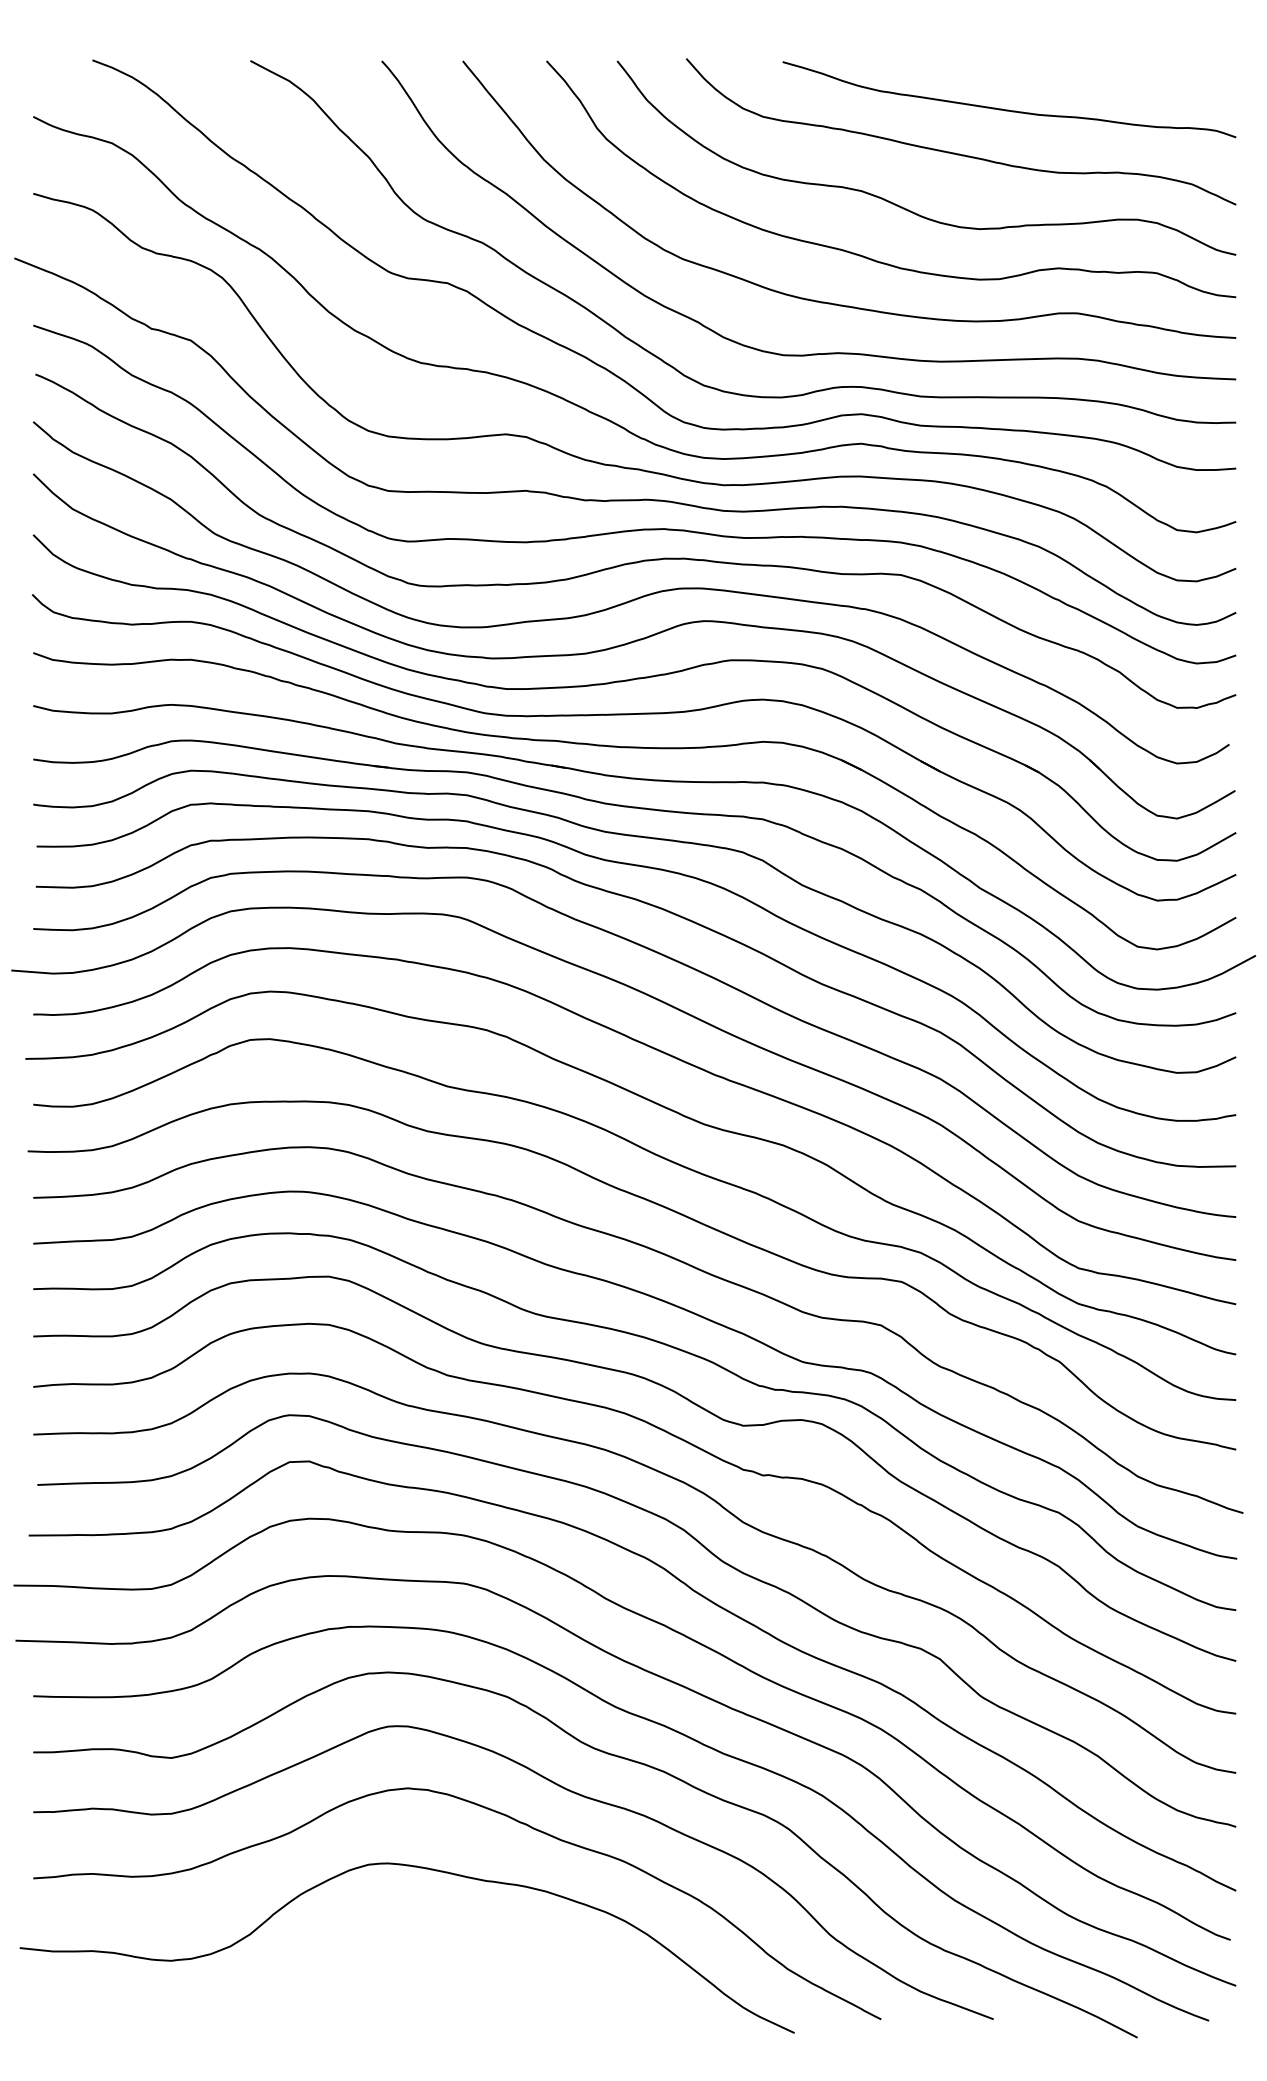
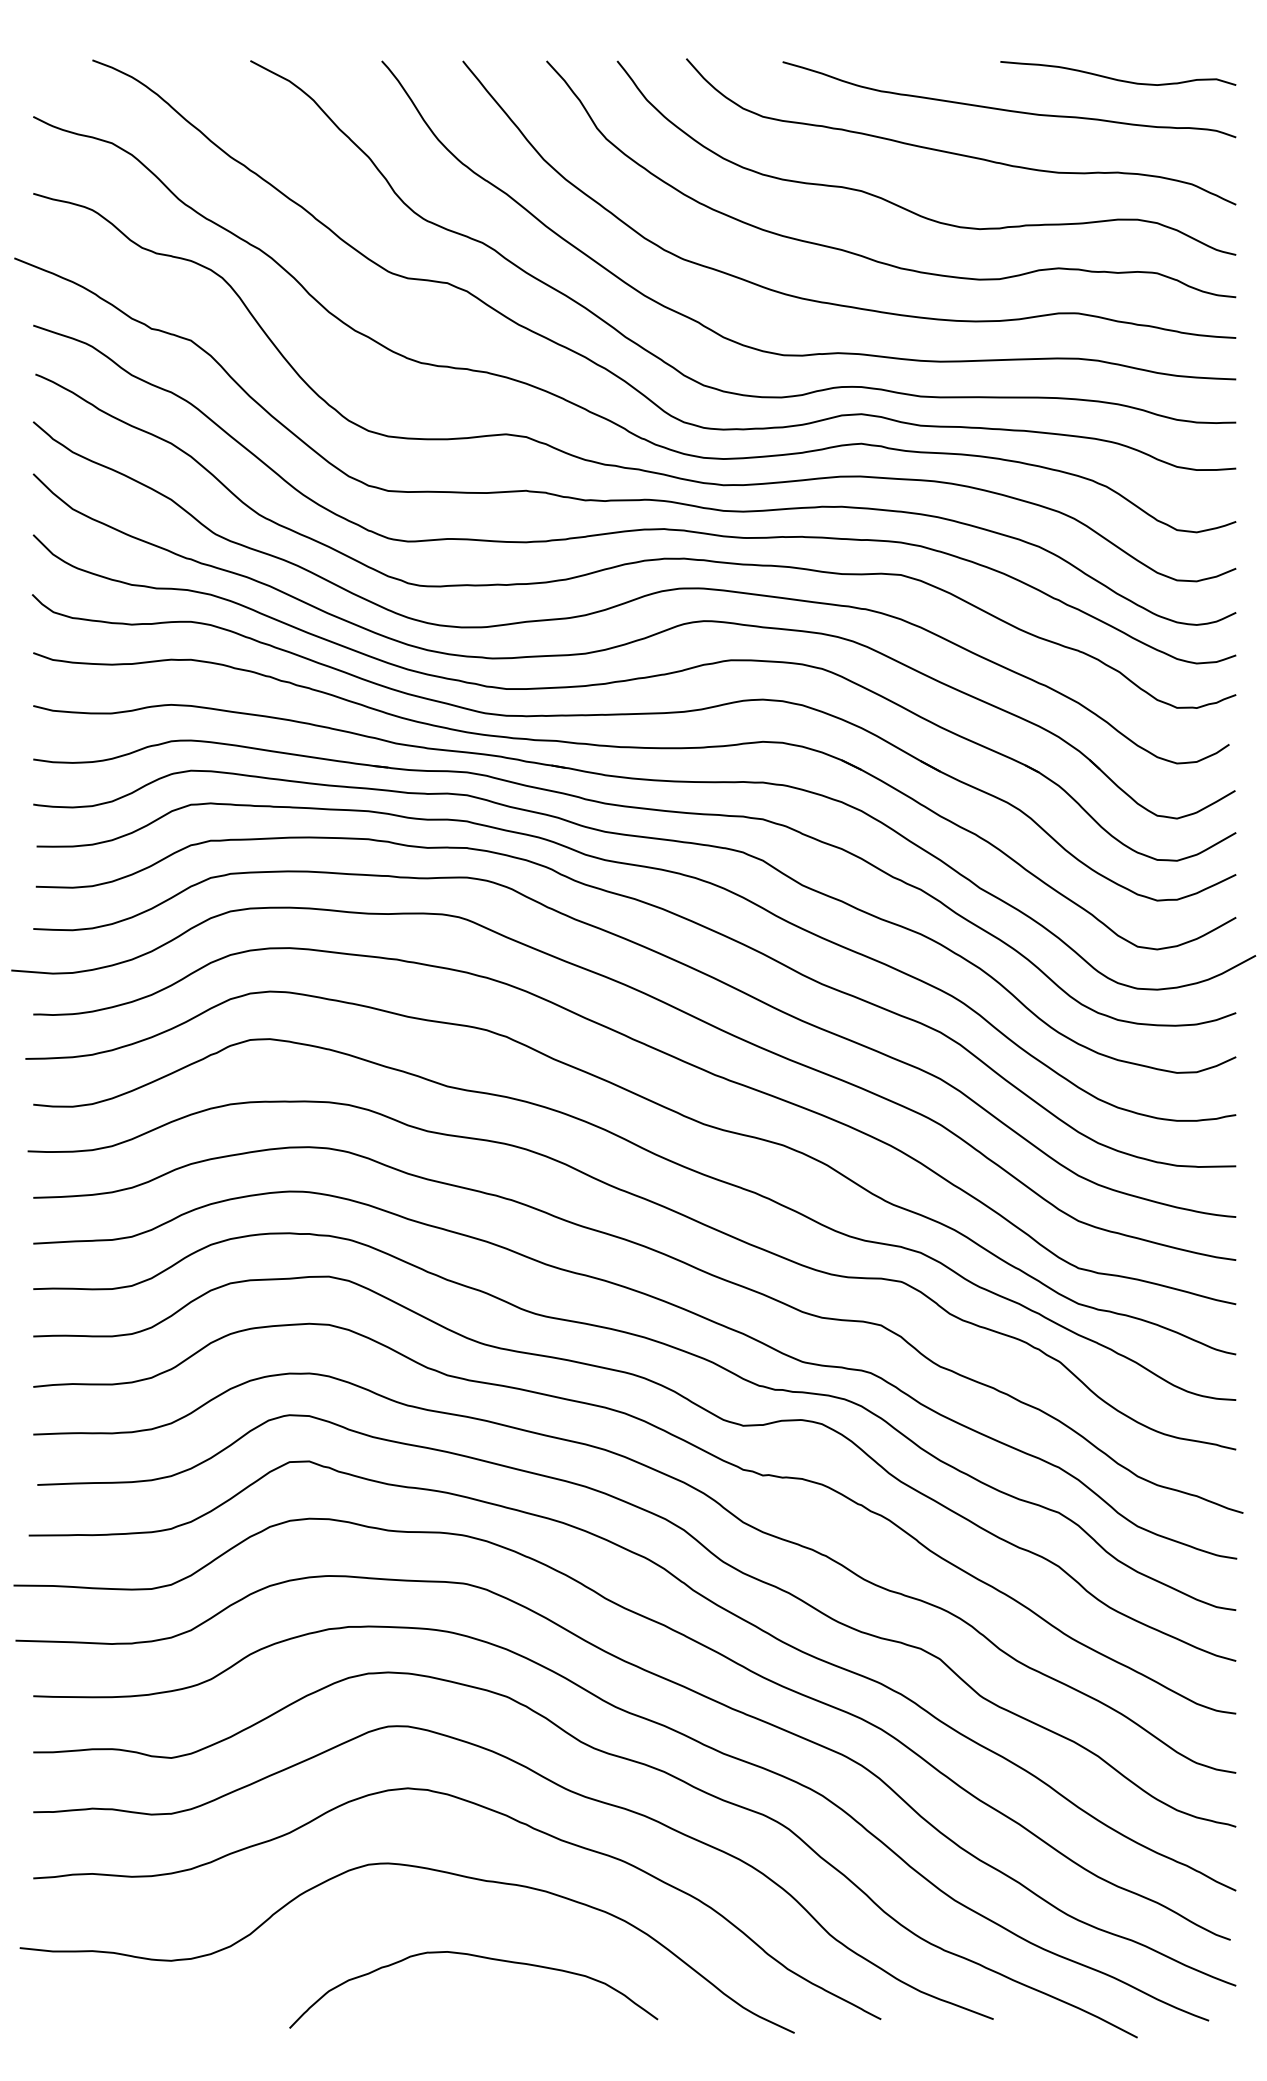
curve: none -> present (1116, 78)
curve: none -> present (478, 1957)
